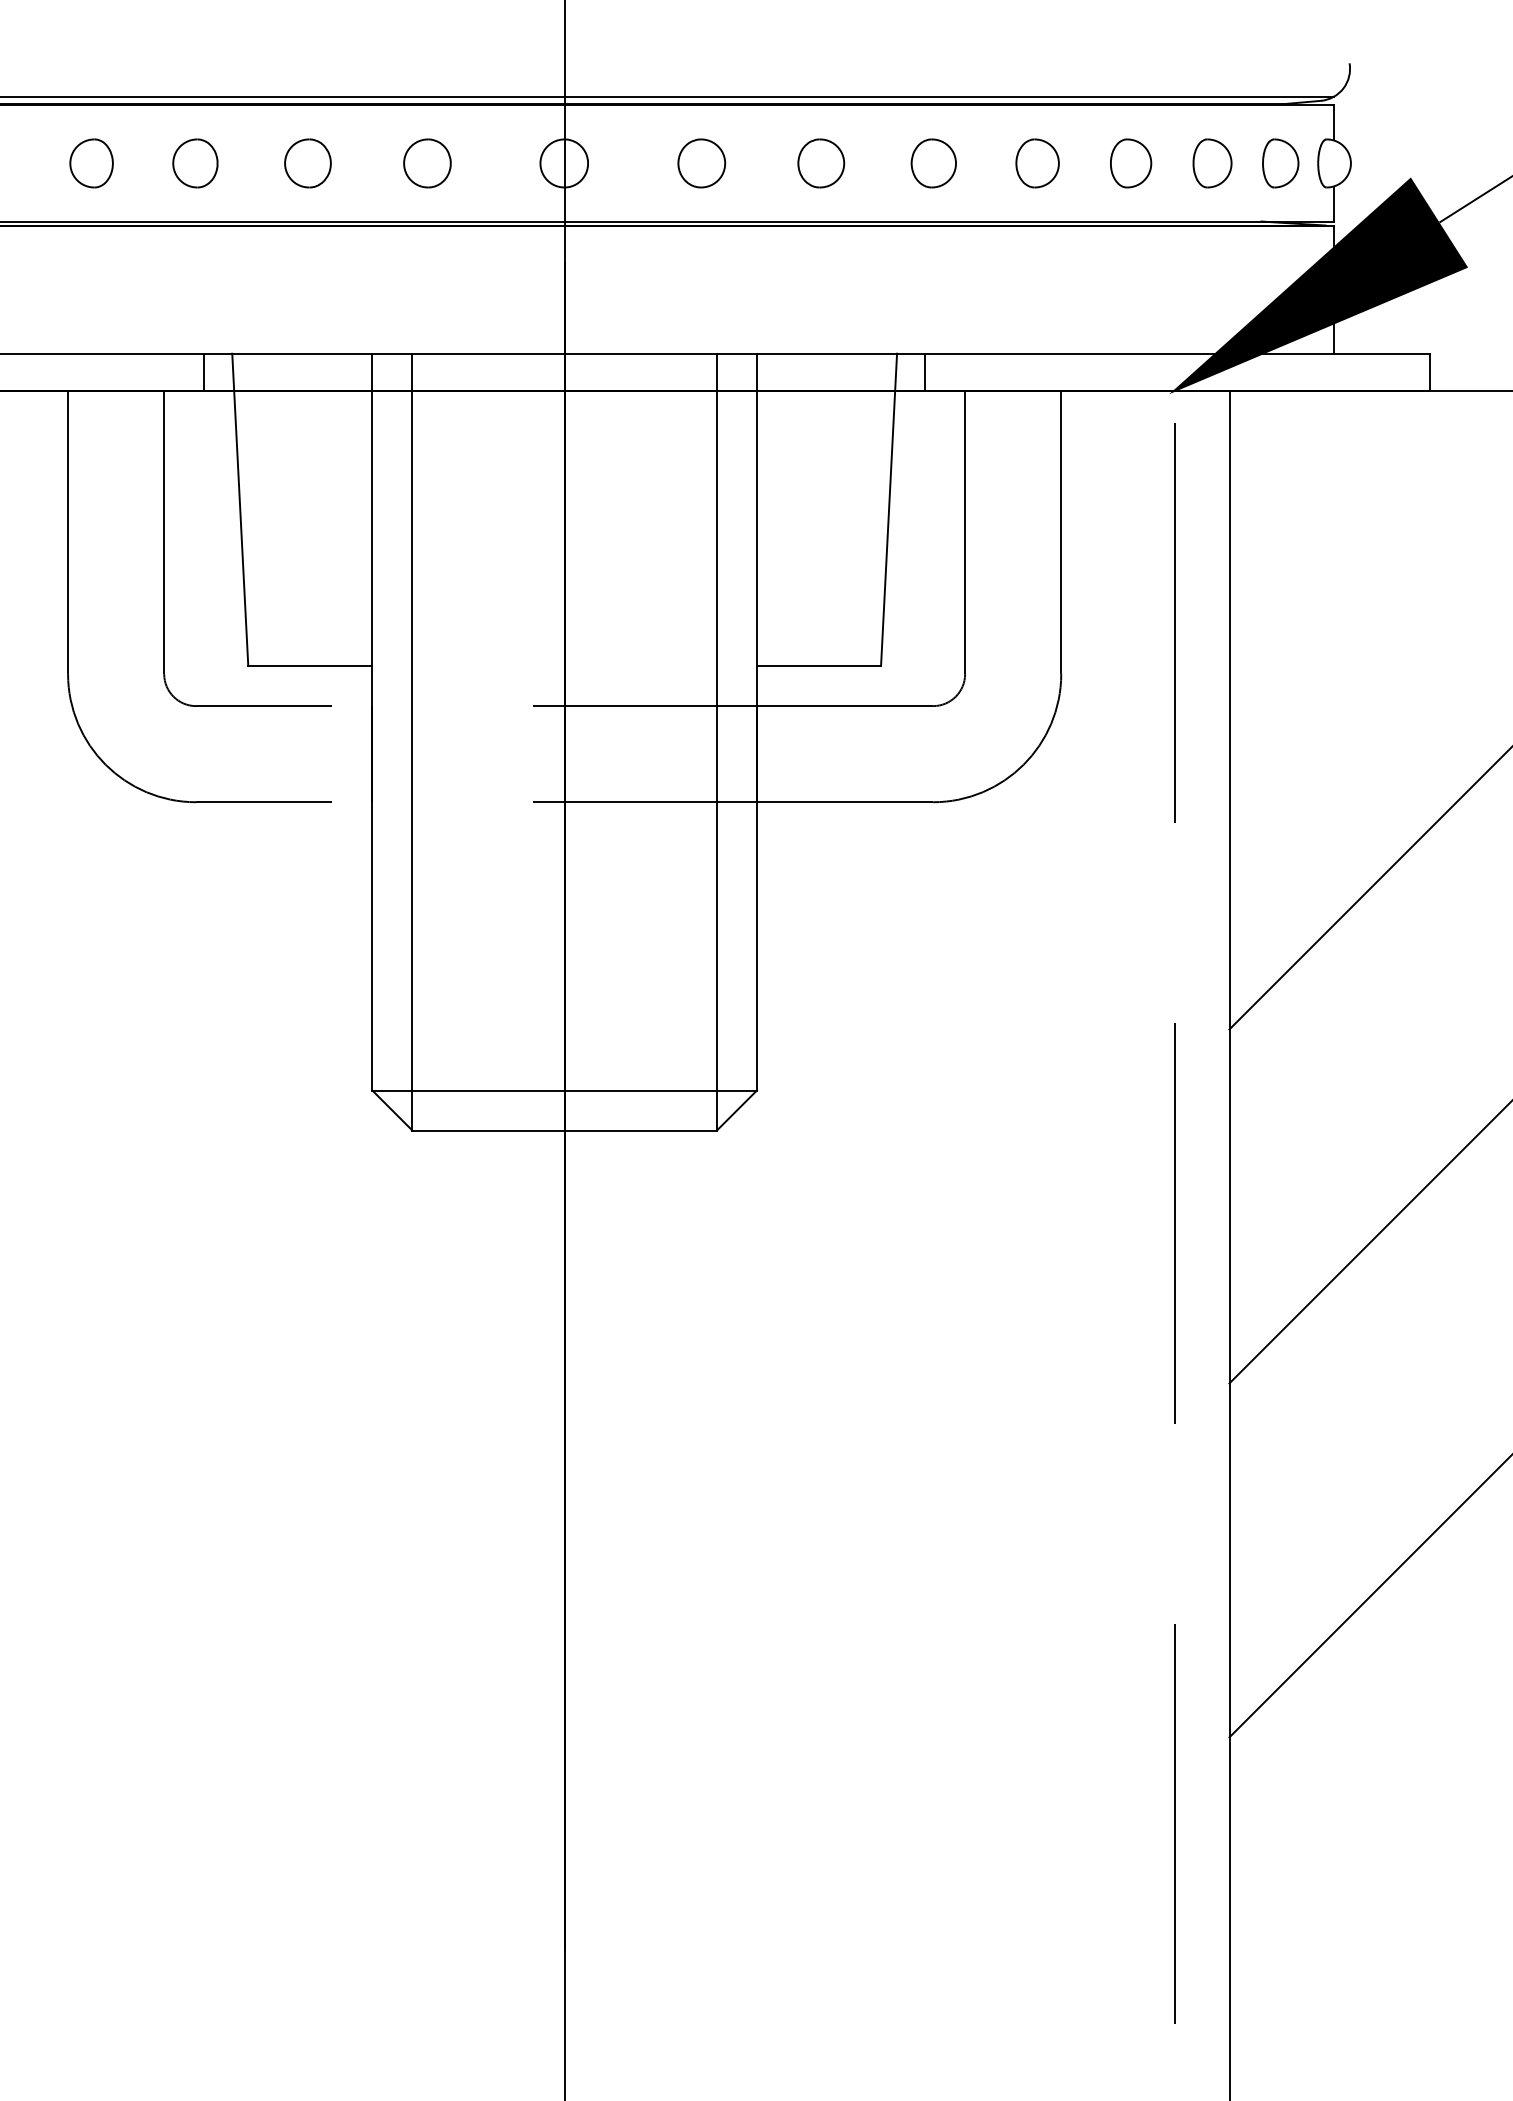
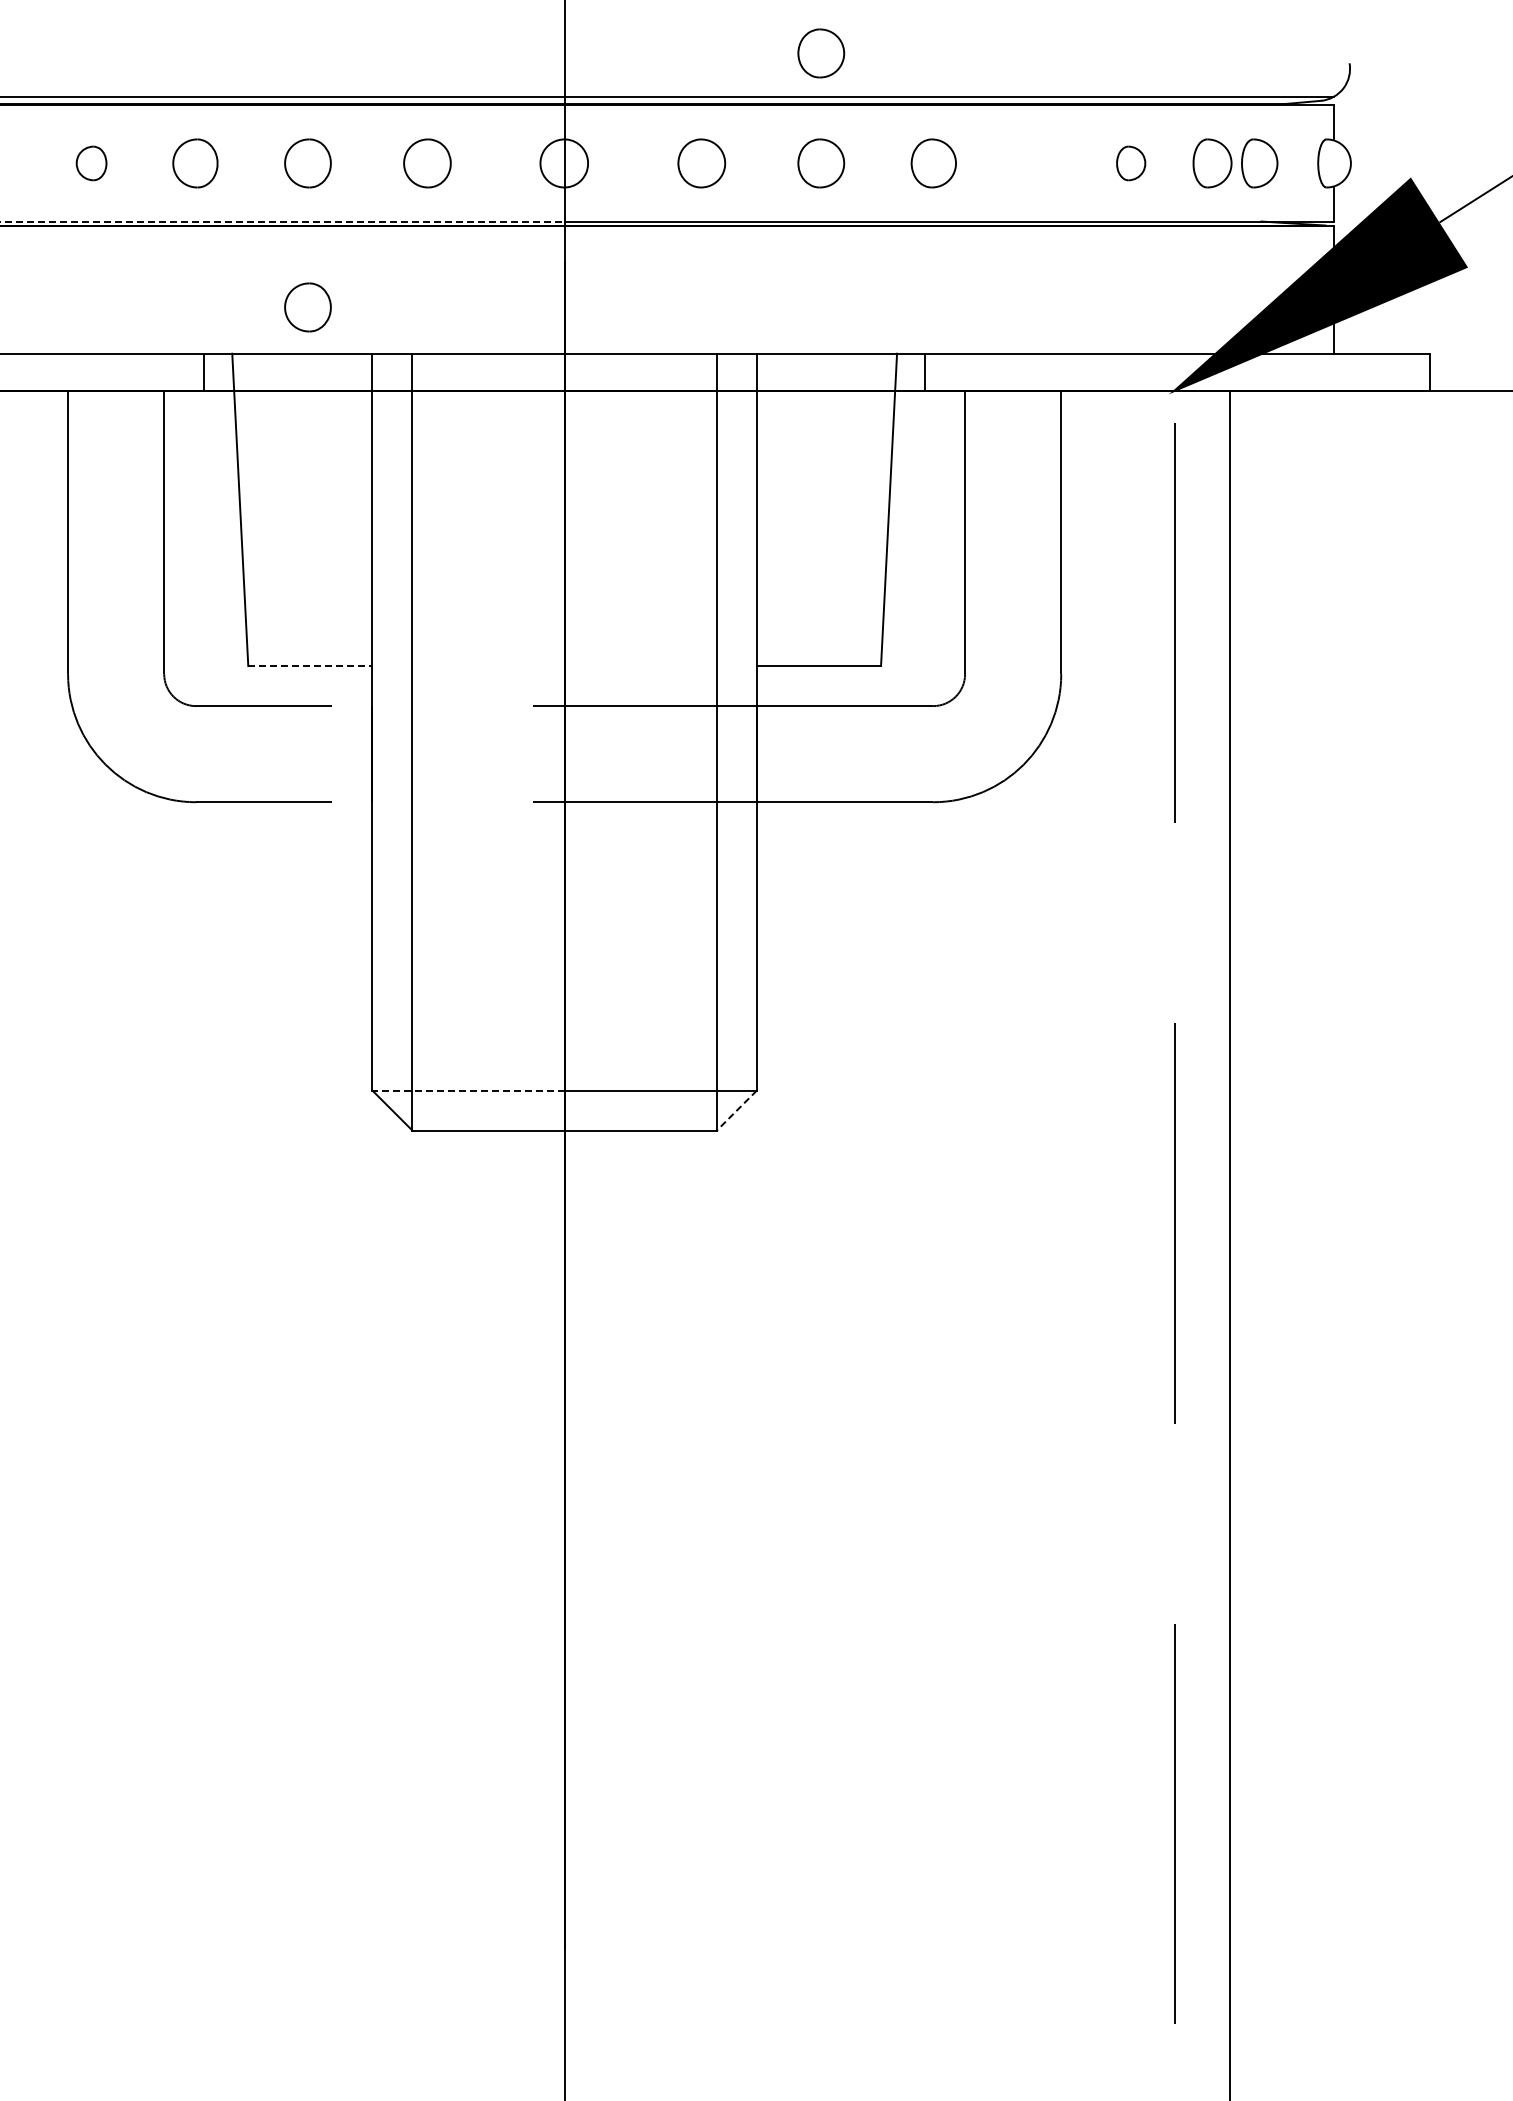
part: none -> present (821, 53)
part size: 45x51 px -> 33x37 px (91, 163)
part: present -> none (1037, 163)
part size: 43x51 px -> 31x37 px (1131, 163)
part position: (1280, 163) -> (1259, 163) (1259, 163)
line: solid -> dashed (282, 221)
part: none -> present (307, 307)
line: solid -> dashed (310, 666)
line: present -> none (1369, 889)
line: solid -> dashed (468, 1090)
line: solid -> dashed (736, 1110)
line: present -> none (1369, 1243)
line: present -> none (1369, 1597)
